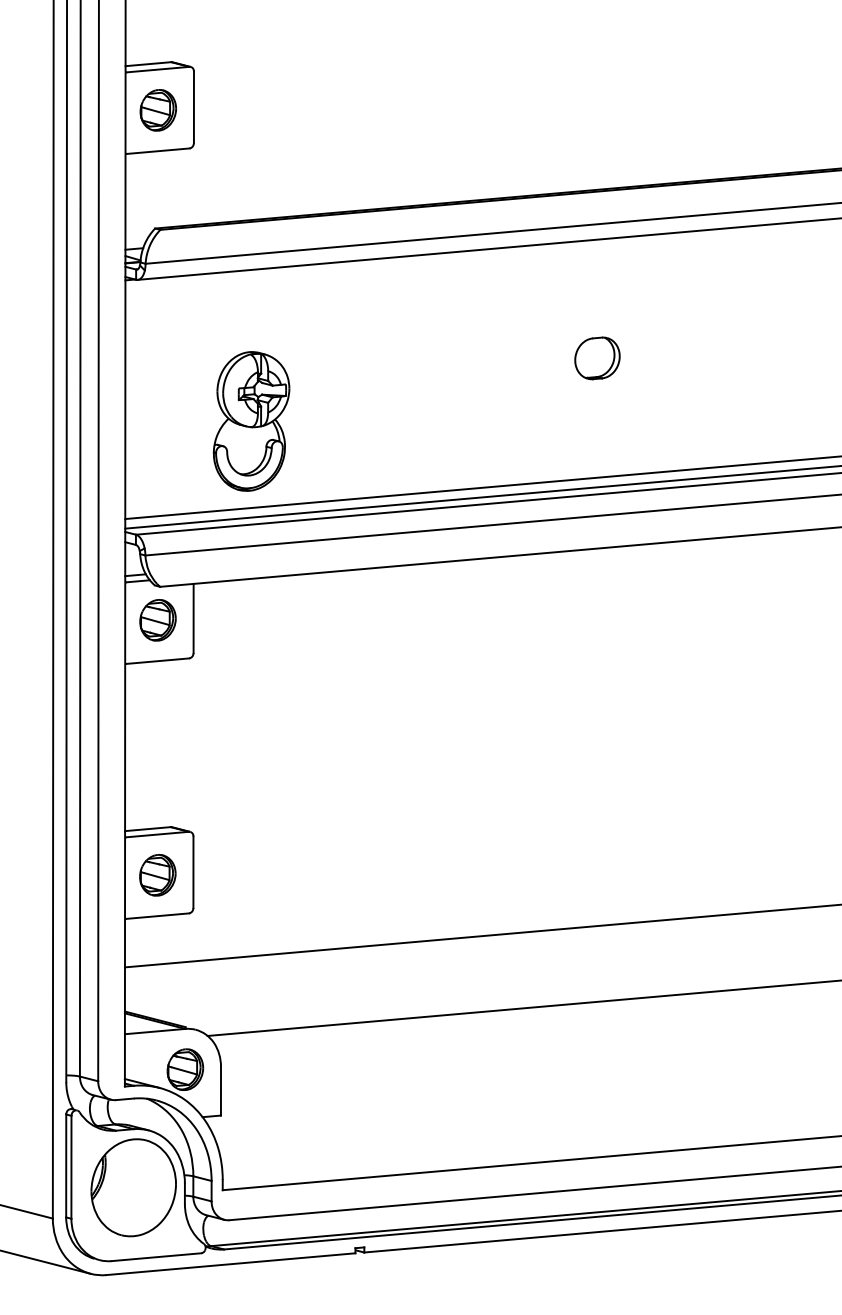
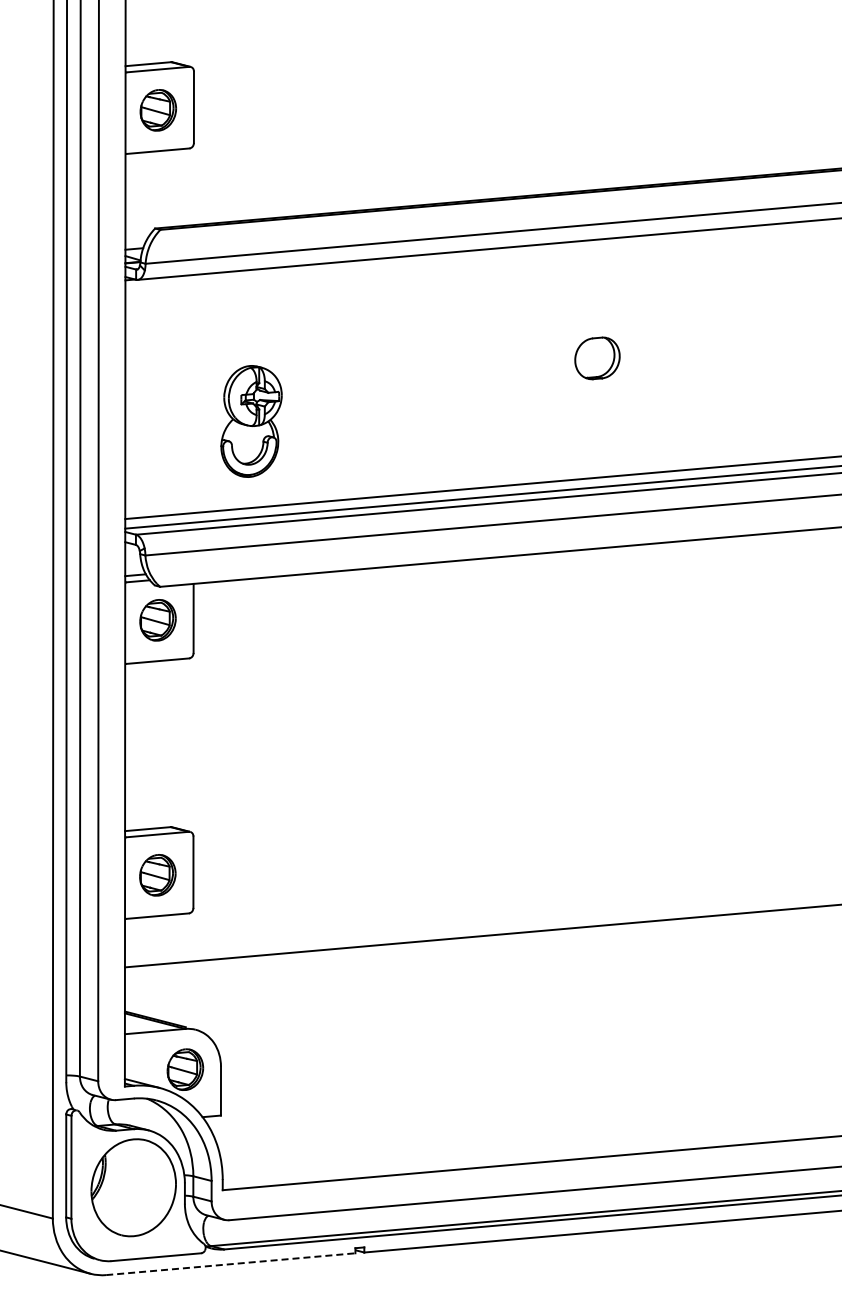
part size: 79x141 px -> 63x113 px (251, 421)
line: present -> none (522, 1007)
line: solid -> dashed (231, 1264)
